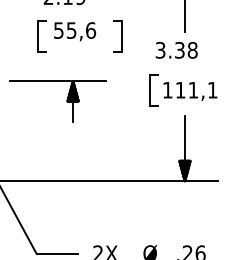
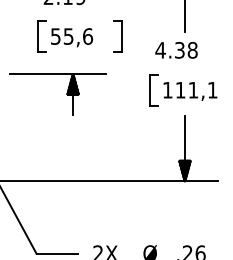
text position: (75, 31) -> (72, 37) (72, 37)
text: 3.38 -> 4.38 (160, 49)
part position: (66, 101) -> (66, 94) (66, 94)
